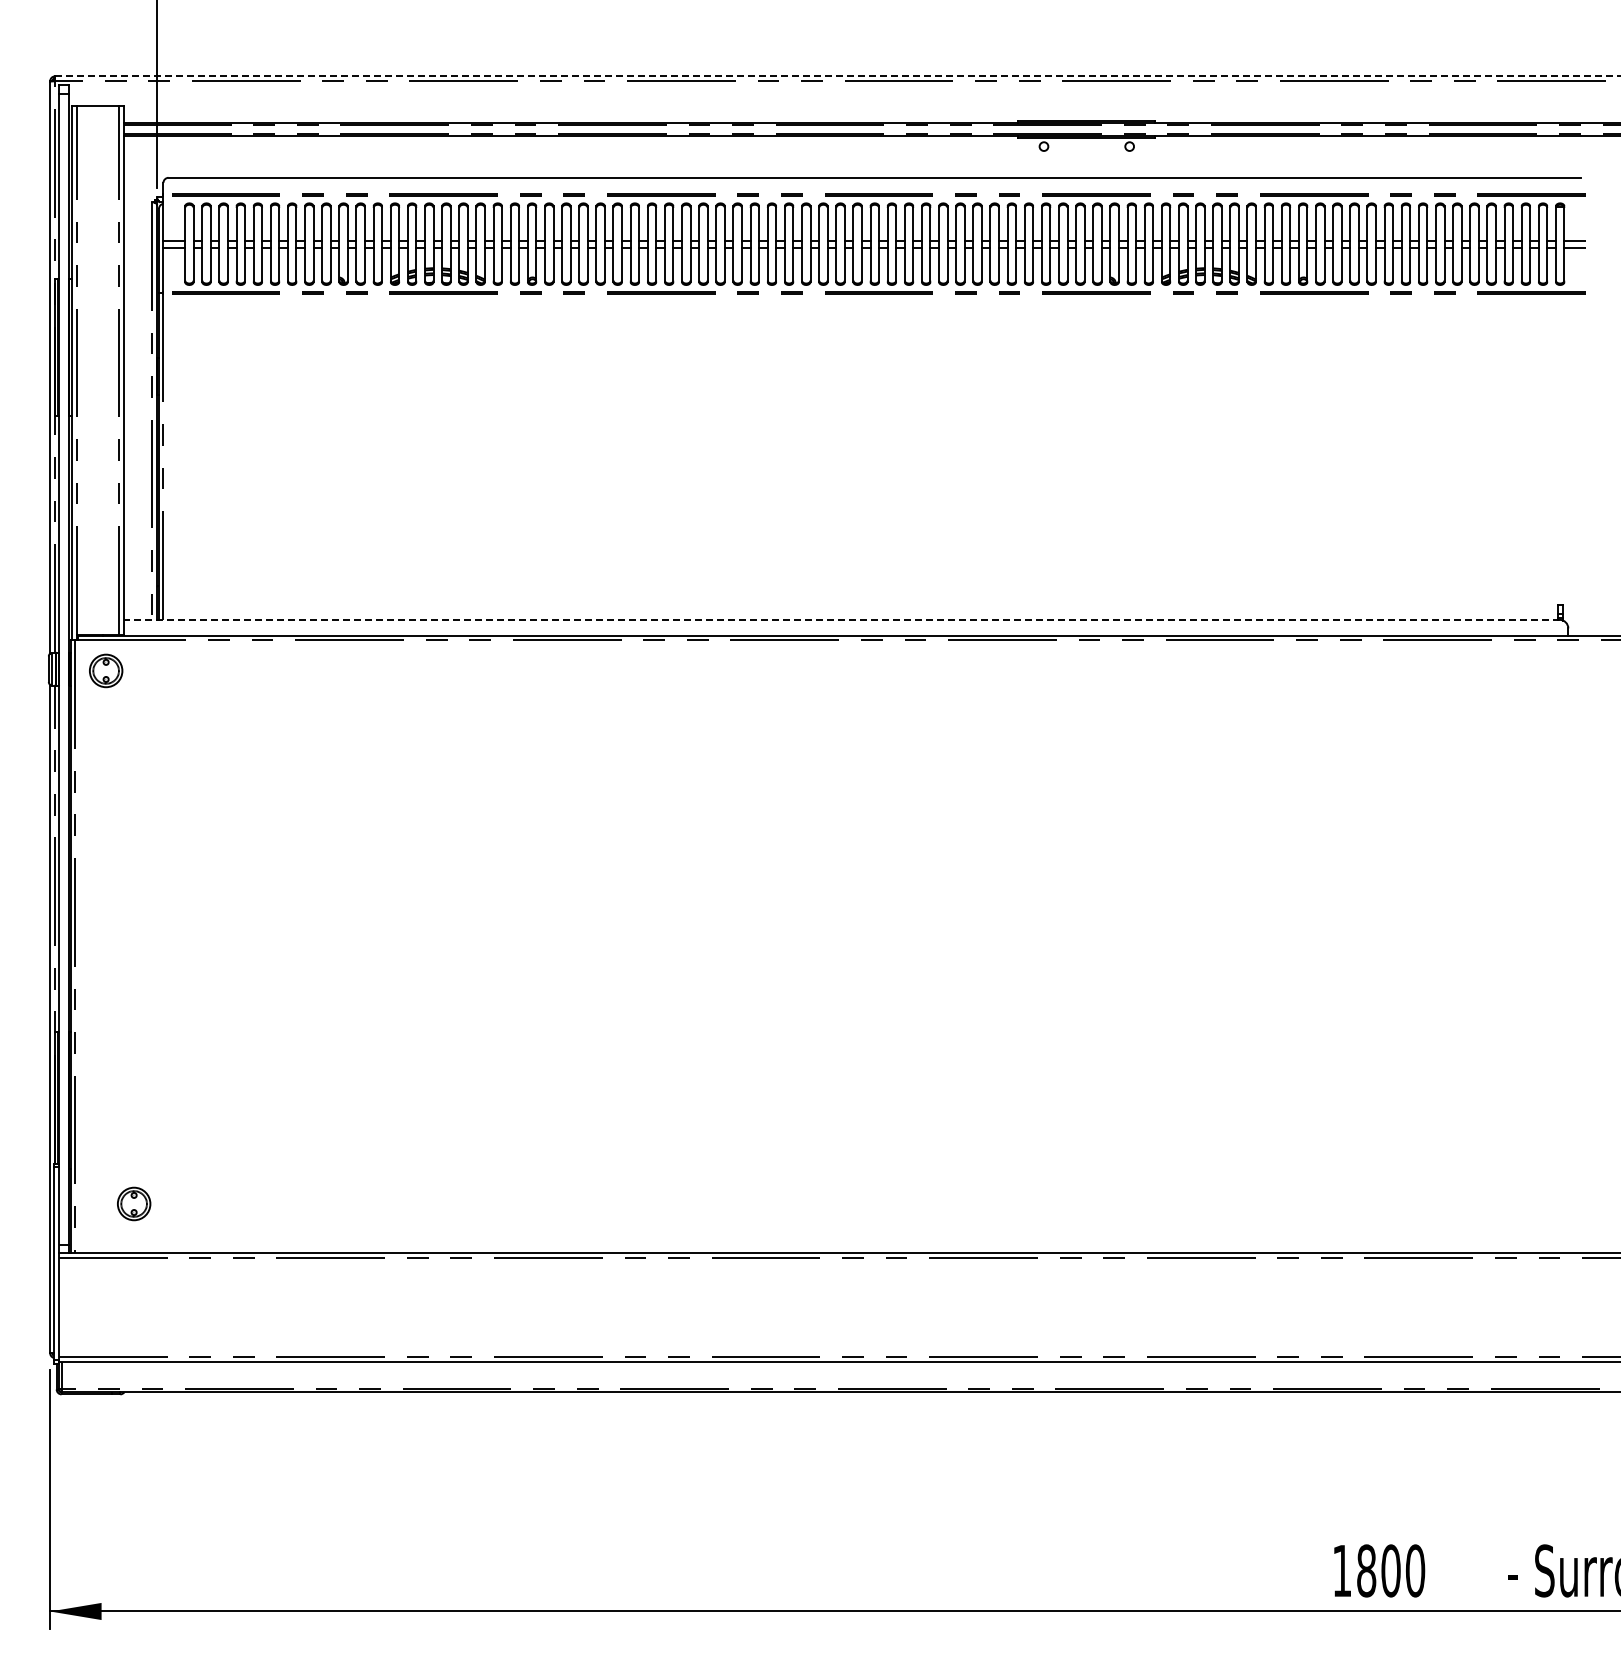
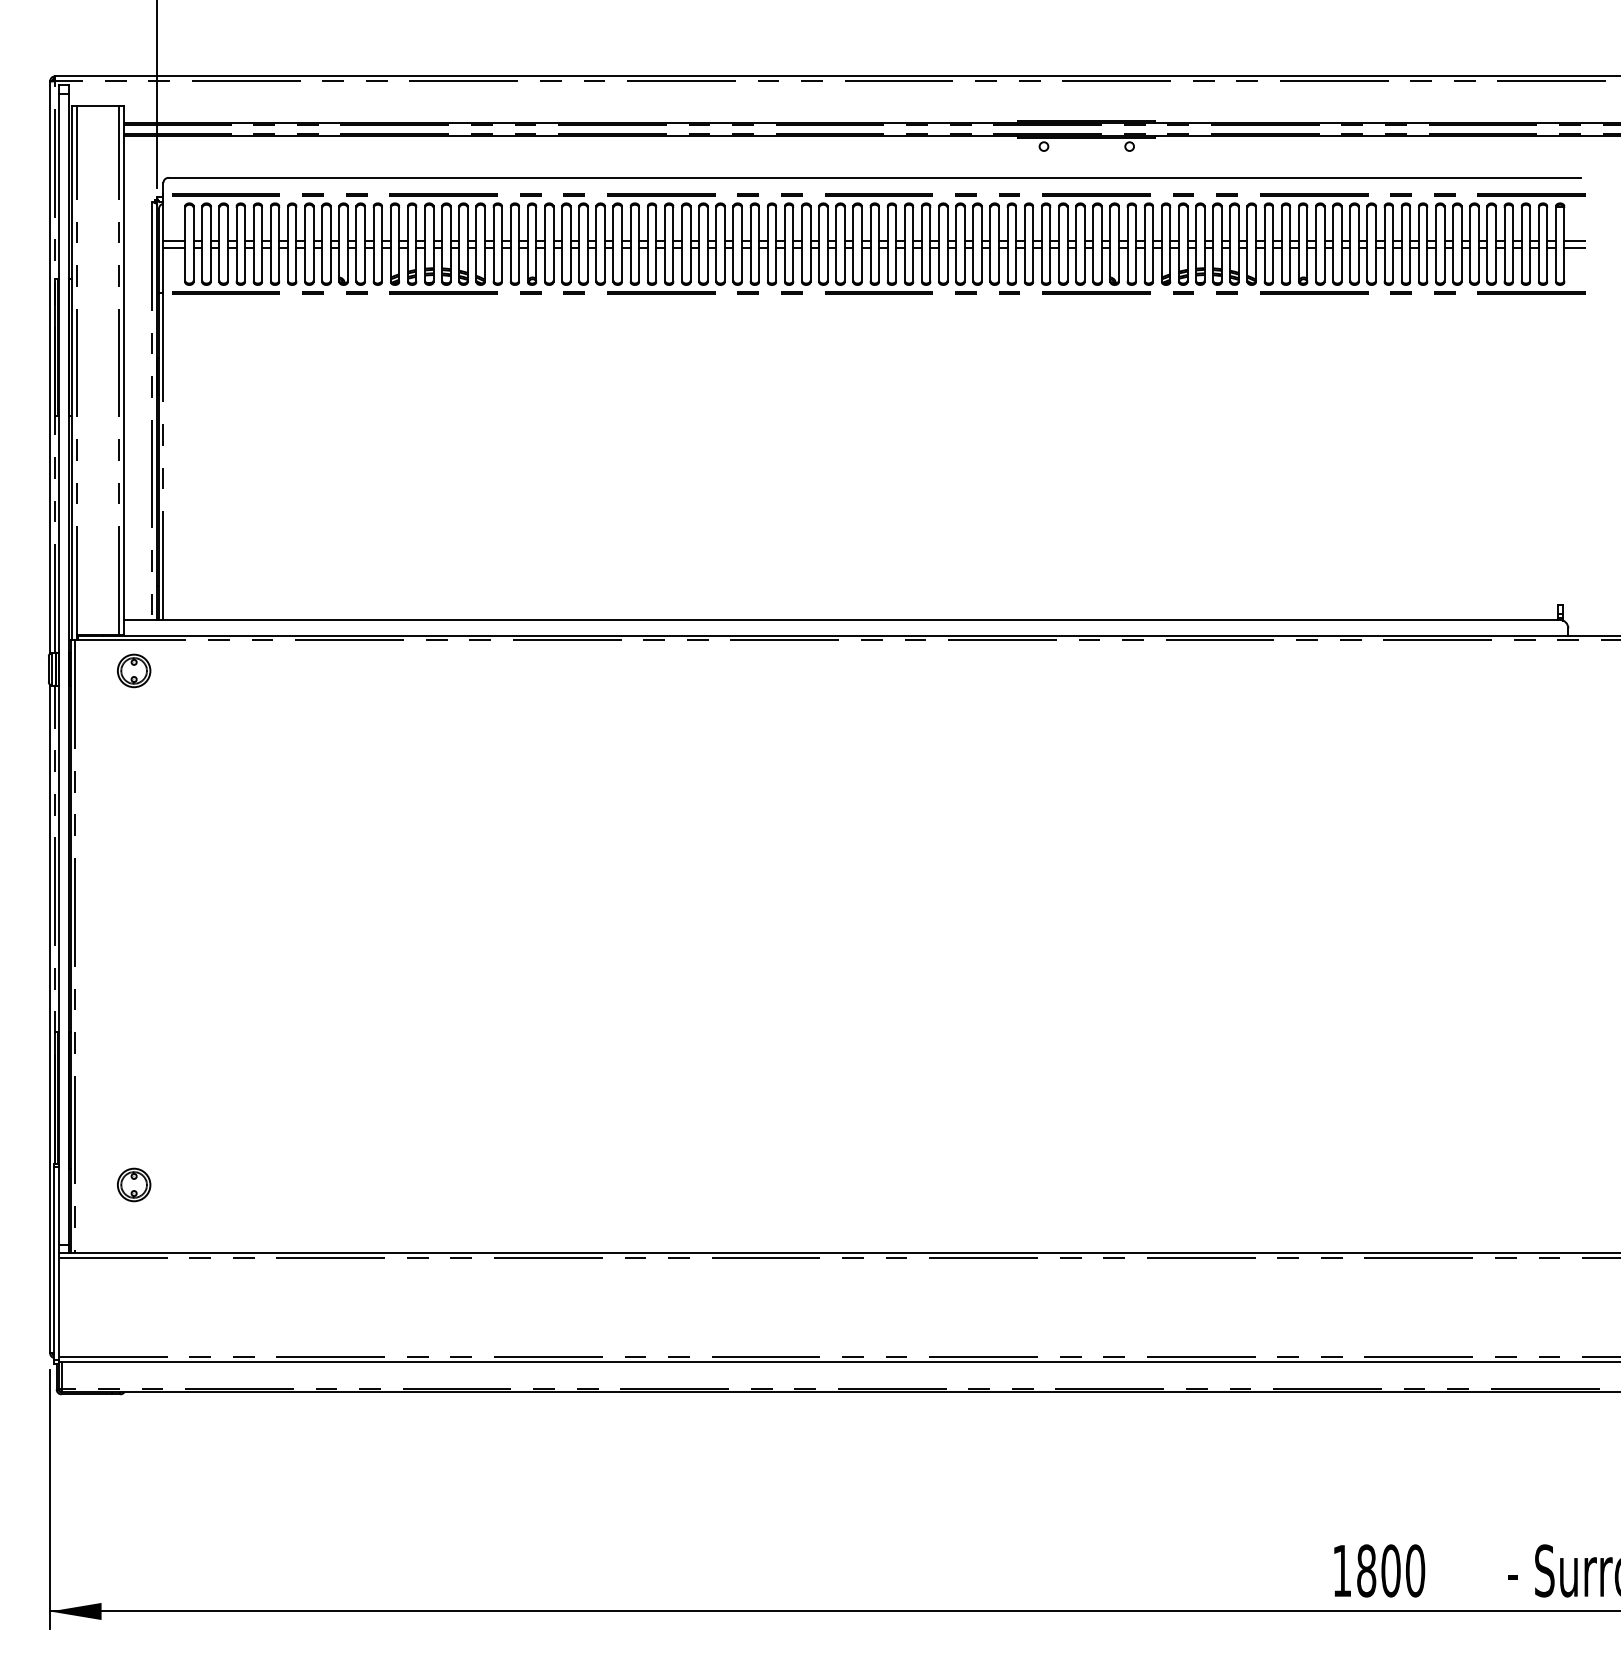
line: dashed -> solid (837, 76)
line: dashed -> solid (841, 619)
part position: (106, 670) -> (134, 670) (134, 670)
part position: (134, 1203) -> (134, 1184) (134, 1184)
